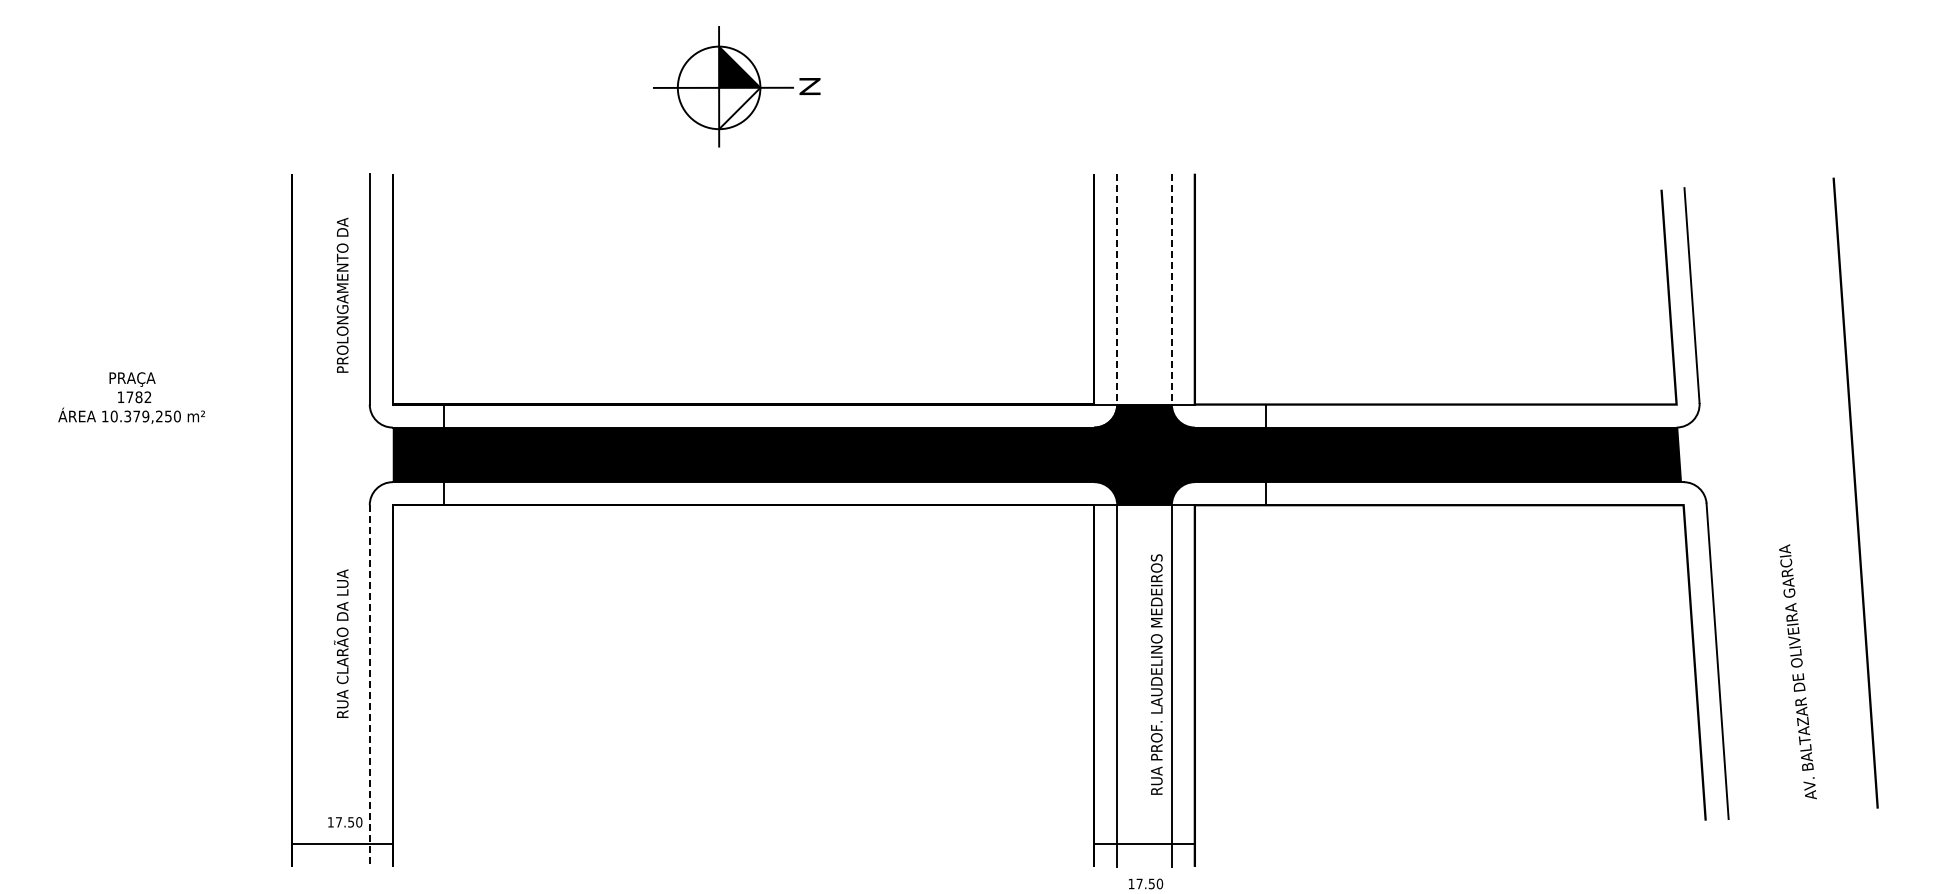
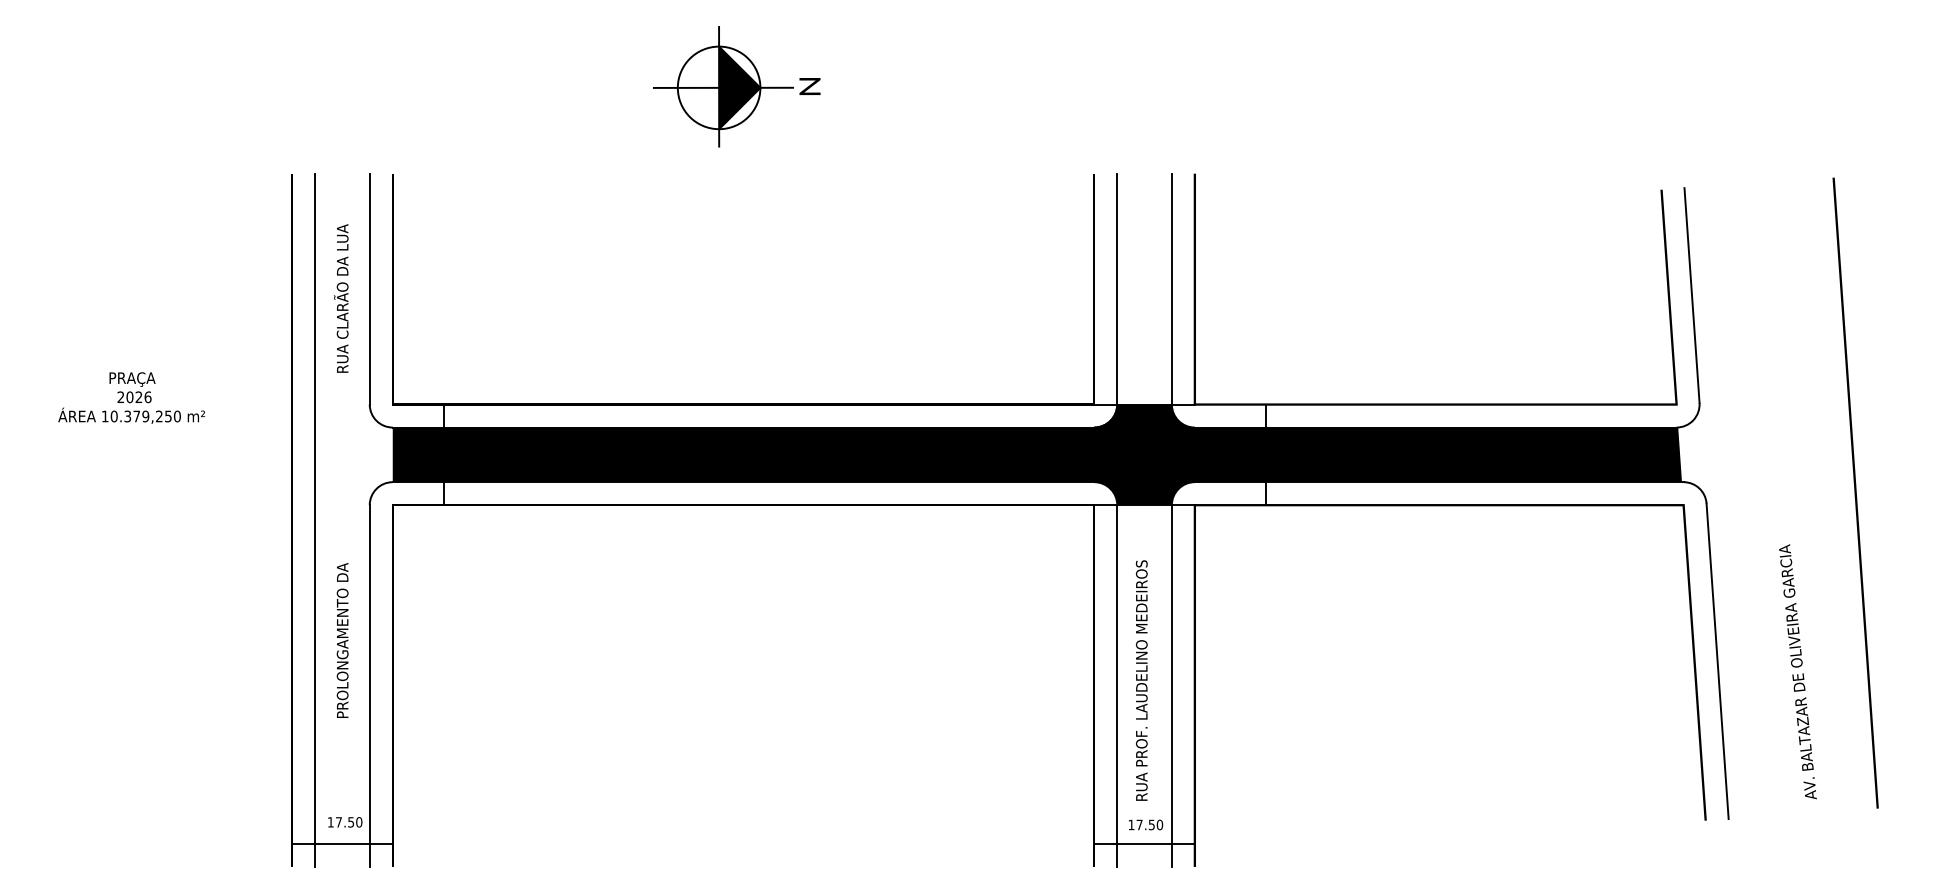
fill: none -> present (739, 108)
line: dashed -> solid (1117, 289)
line: dashed -> solid (1171, 289)
text: PROLONGAMENTO DA -> RUA CLARÃO DA LUA (341, 294)
text: 1782 -> 2026 (134, 397)
line: none -> present (315, 519)
text: RUA CLARÃO DA LUA -> PROLONGAMENTO DA (341, 639)
text position: (1156, 674) -> (1141, 680) (1141, 680)
line: dashed -> solid (369, 686)
text position: (1146, 883) -> (1146, 824) (1146, 824)
